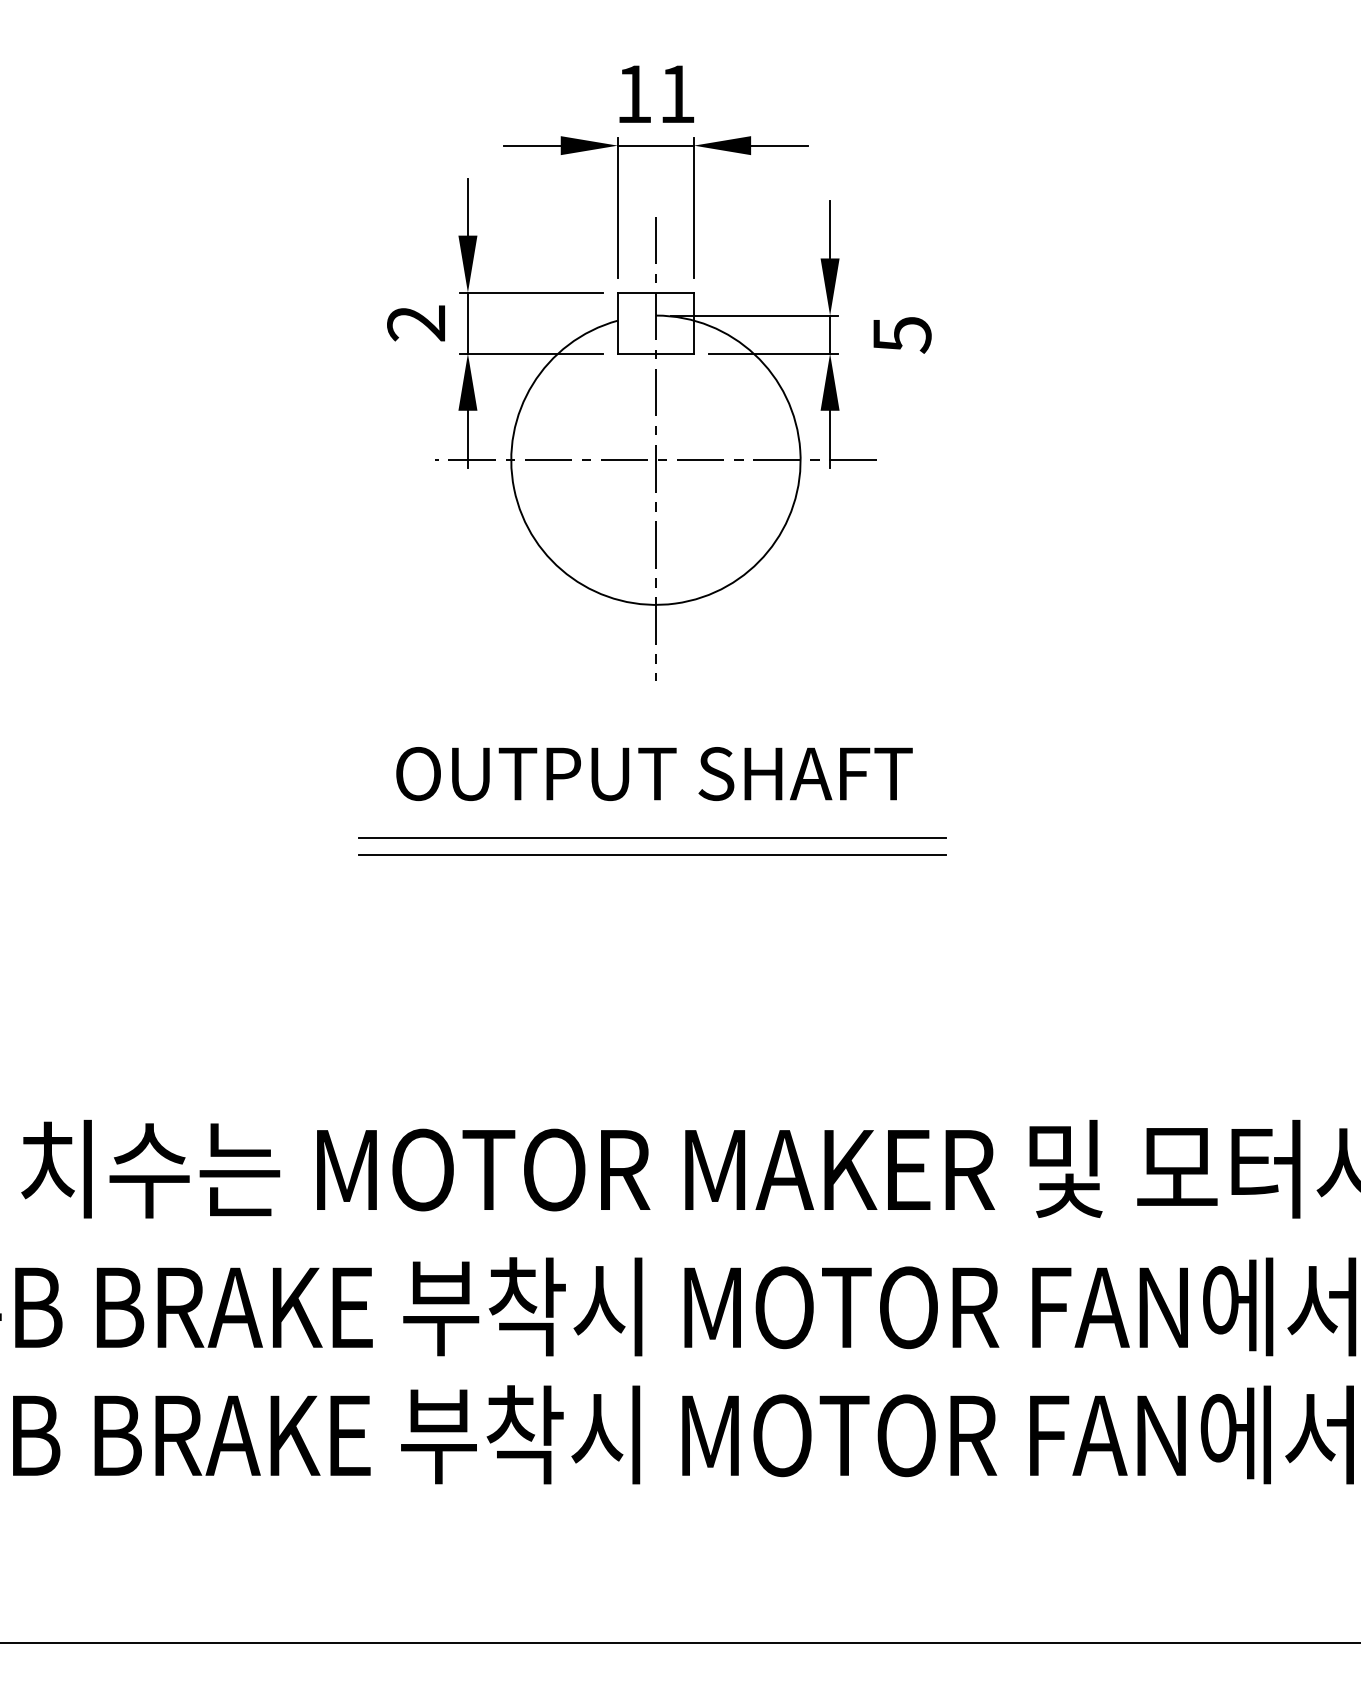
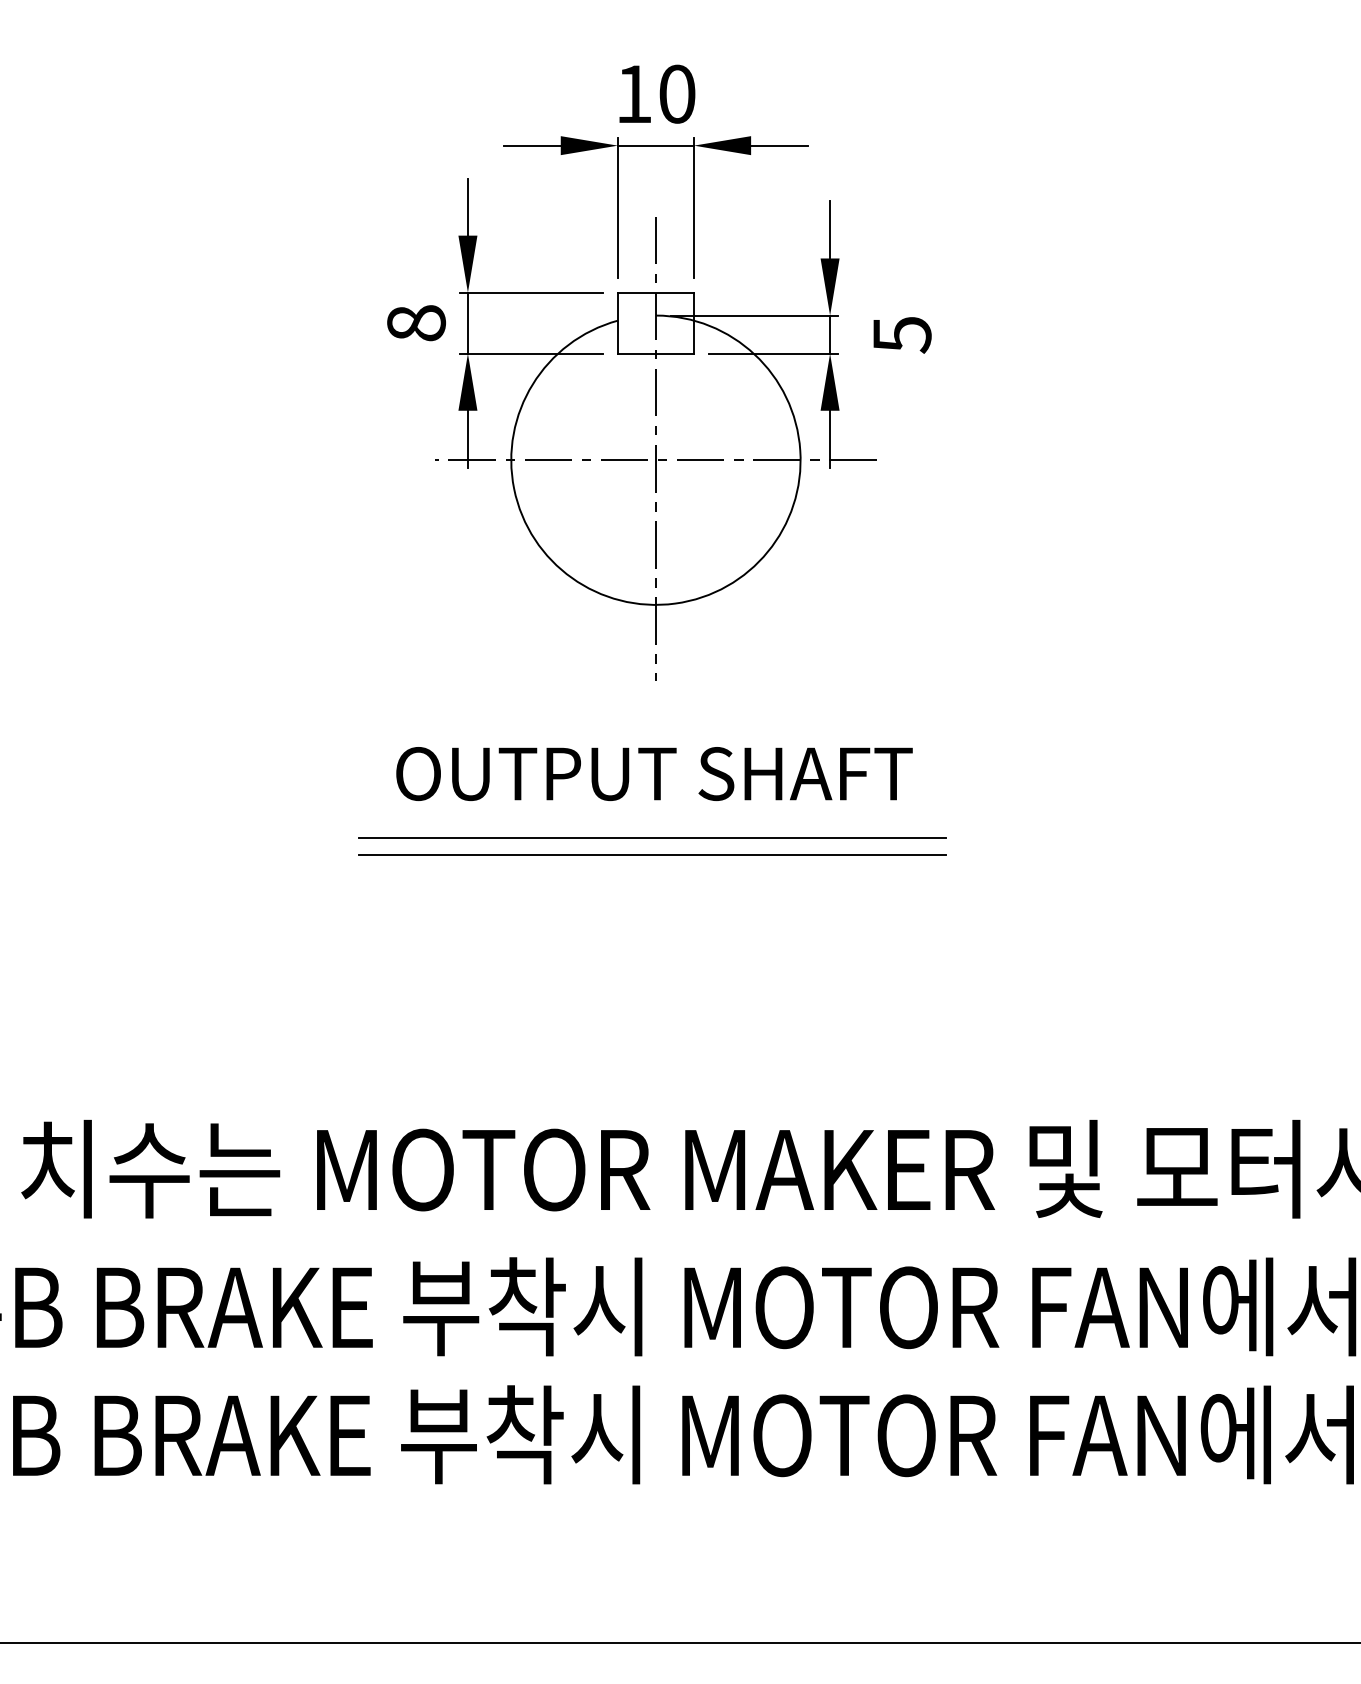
text: 11 -> 10 (677, 93)
text: 2 -> 8 (416, 323)
